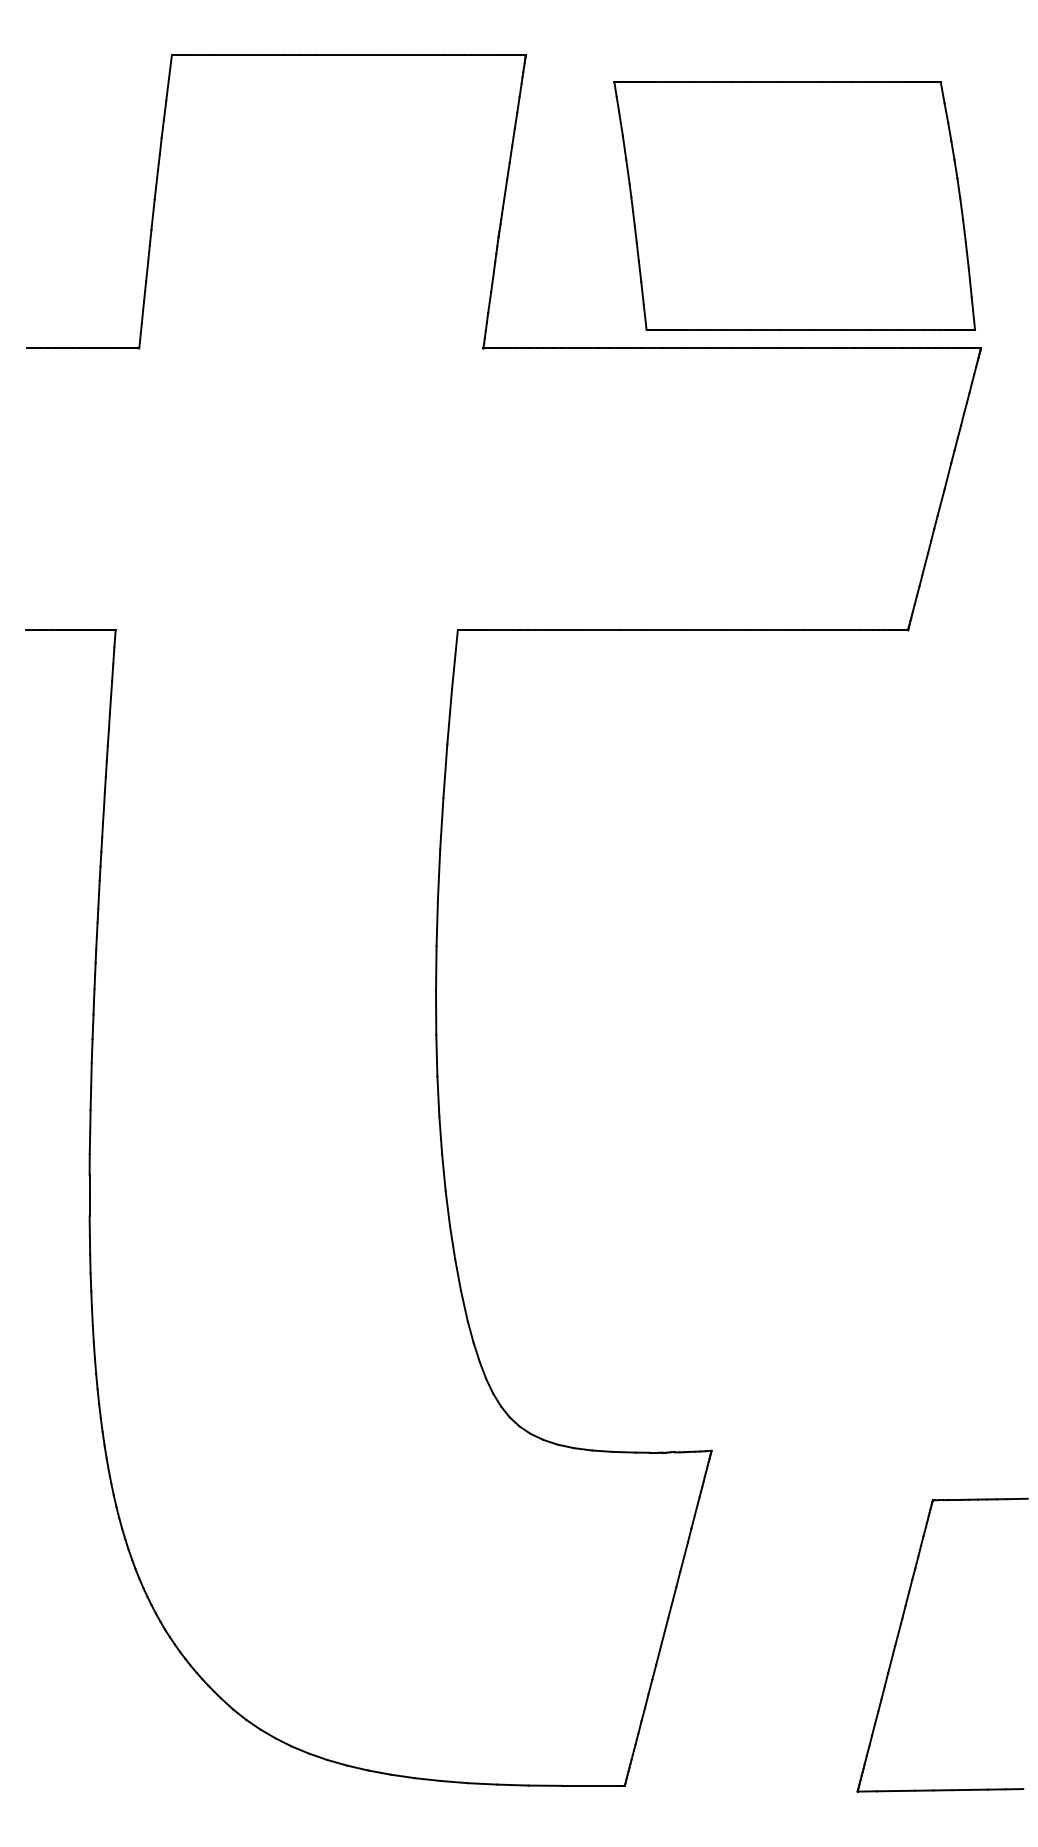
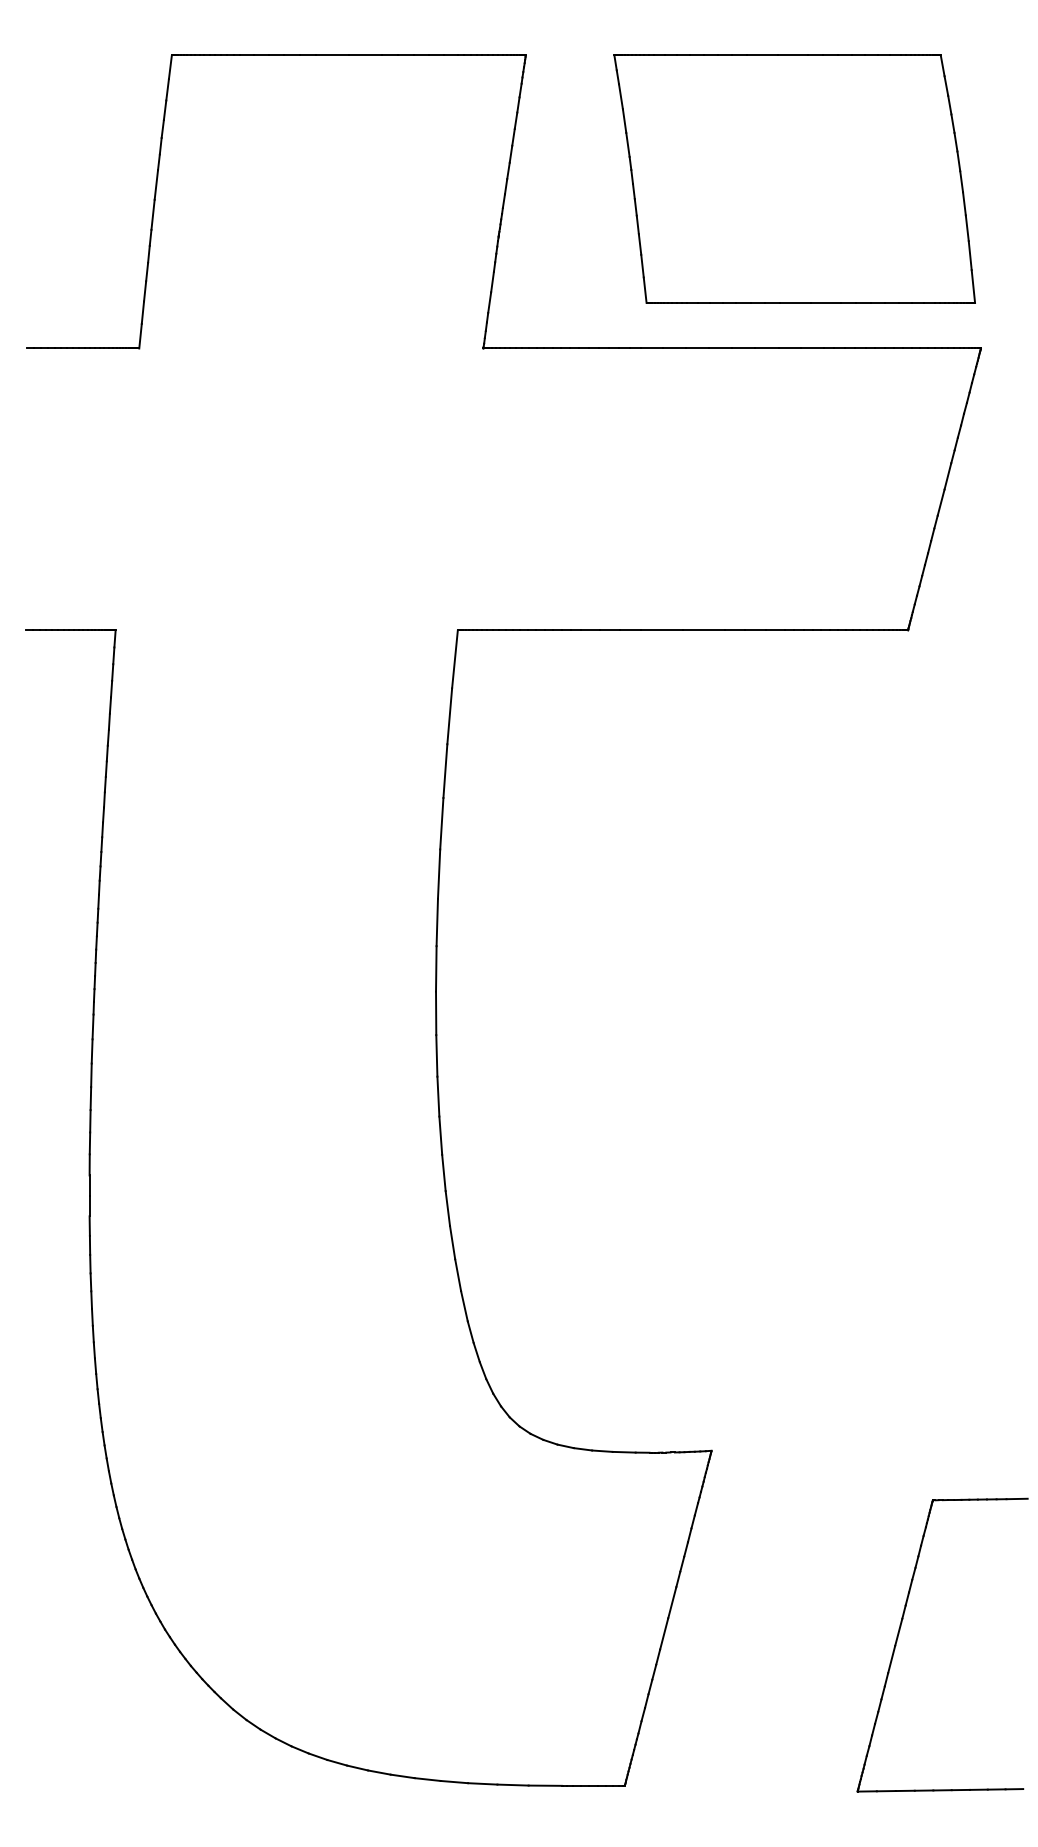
part position: (794, 205) -> (794, 178) (794, 178)
